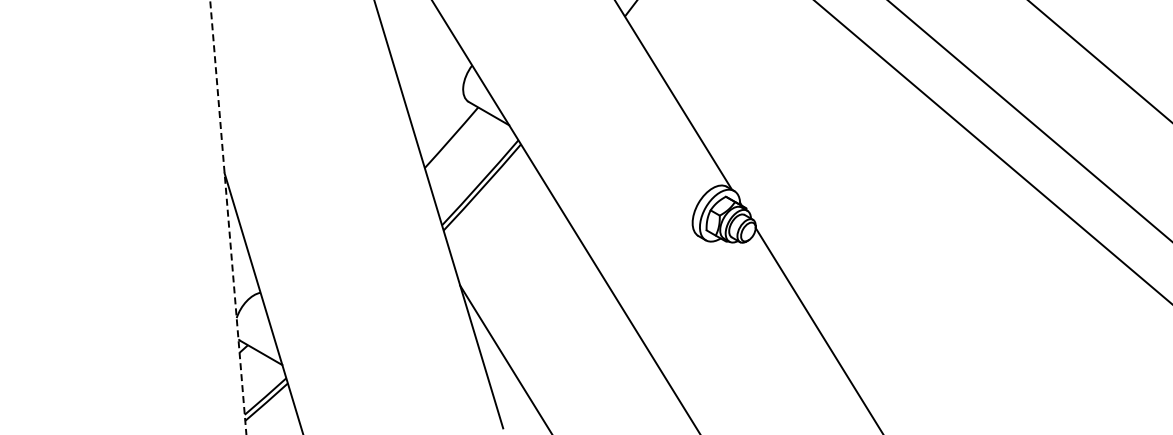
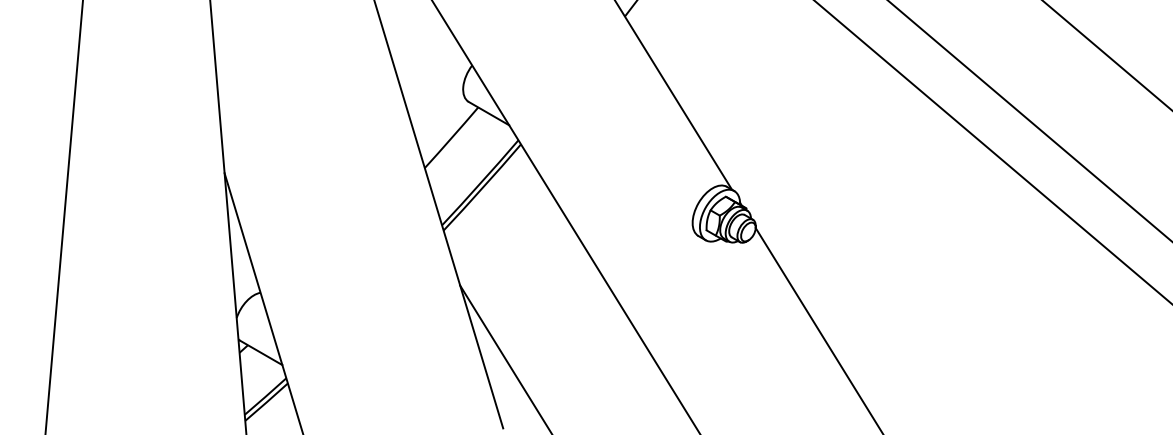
line position: (1099, 61) -> (1106, 55) (1106, 55)
line: none -> present (63, 216)
line: dashed -> solid (228, 217)
